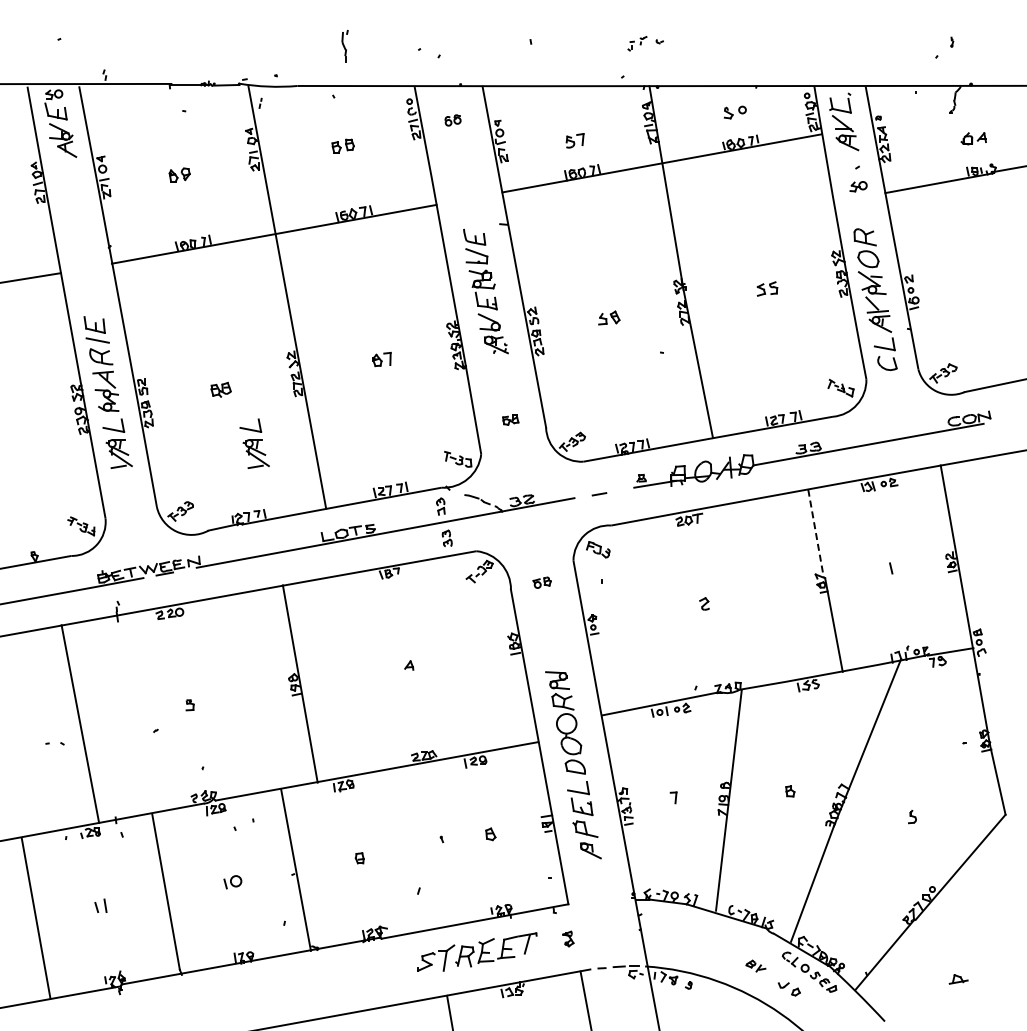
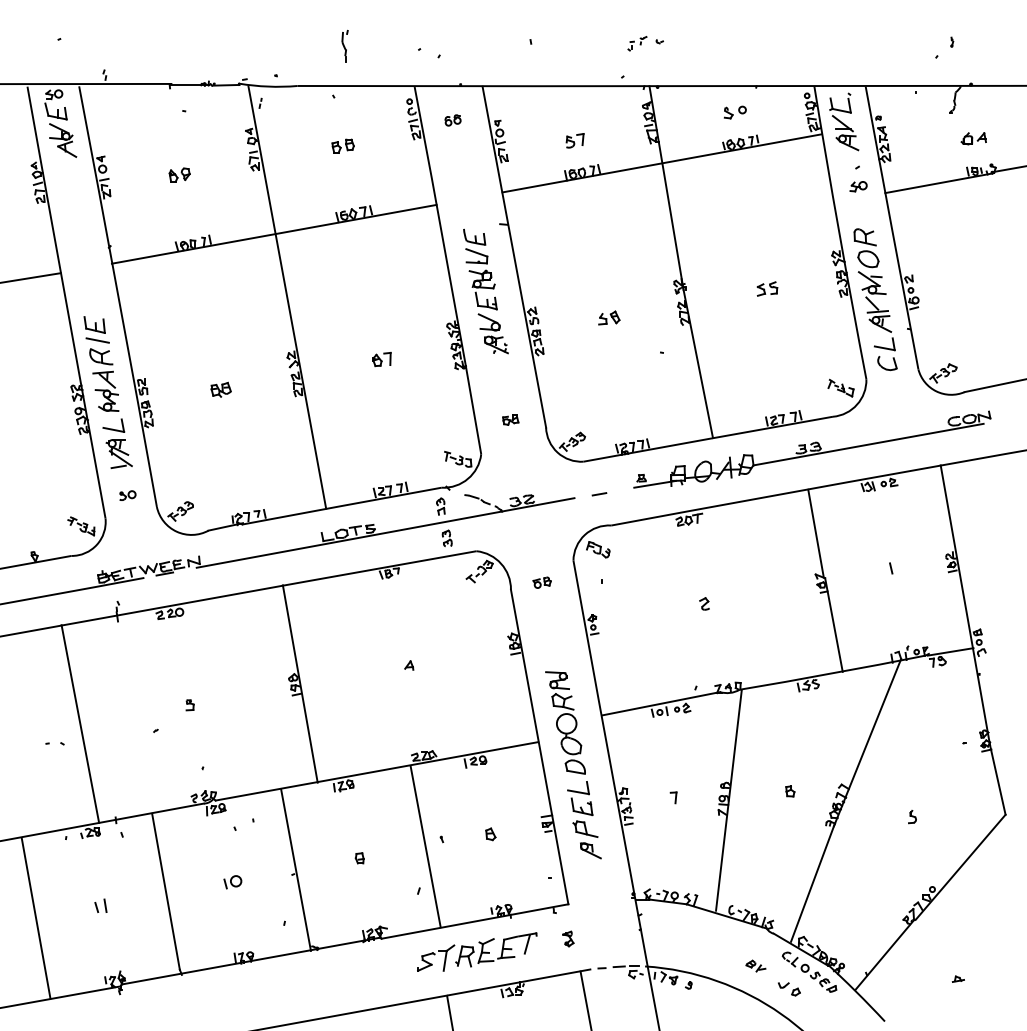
part: present -> none (254, 443)
part: none -> present (127, 495)
line: dashed -> solid (816, 533)
line: none -> present (425, 846)
part size: 21x11 px -> 14x8 px (957, 978)
